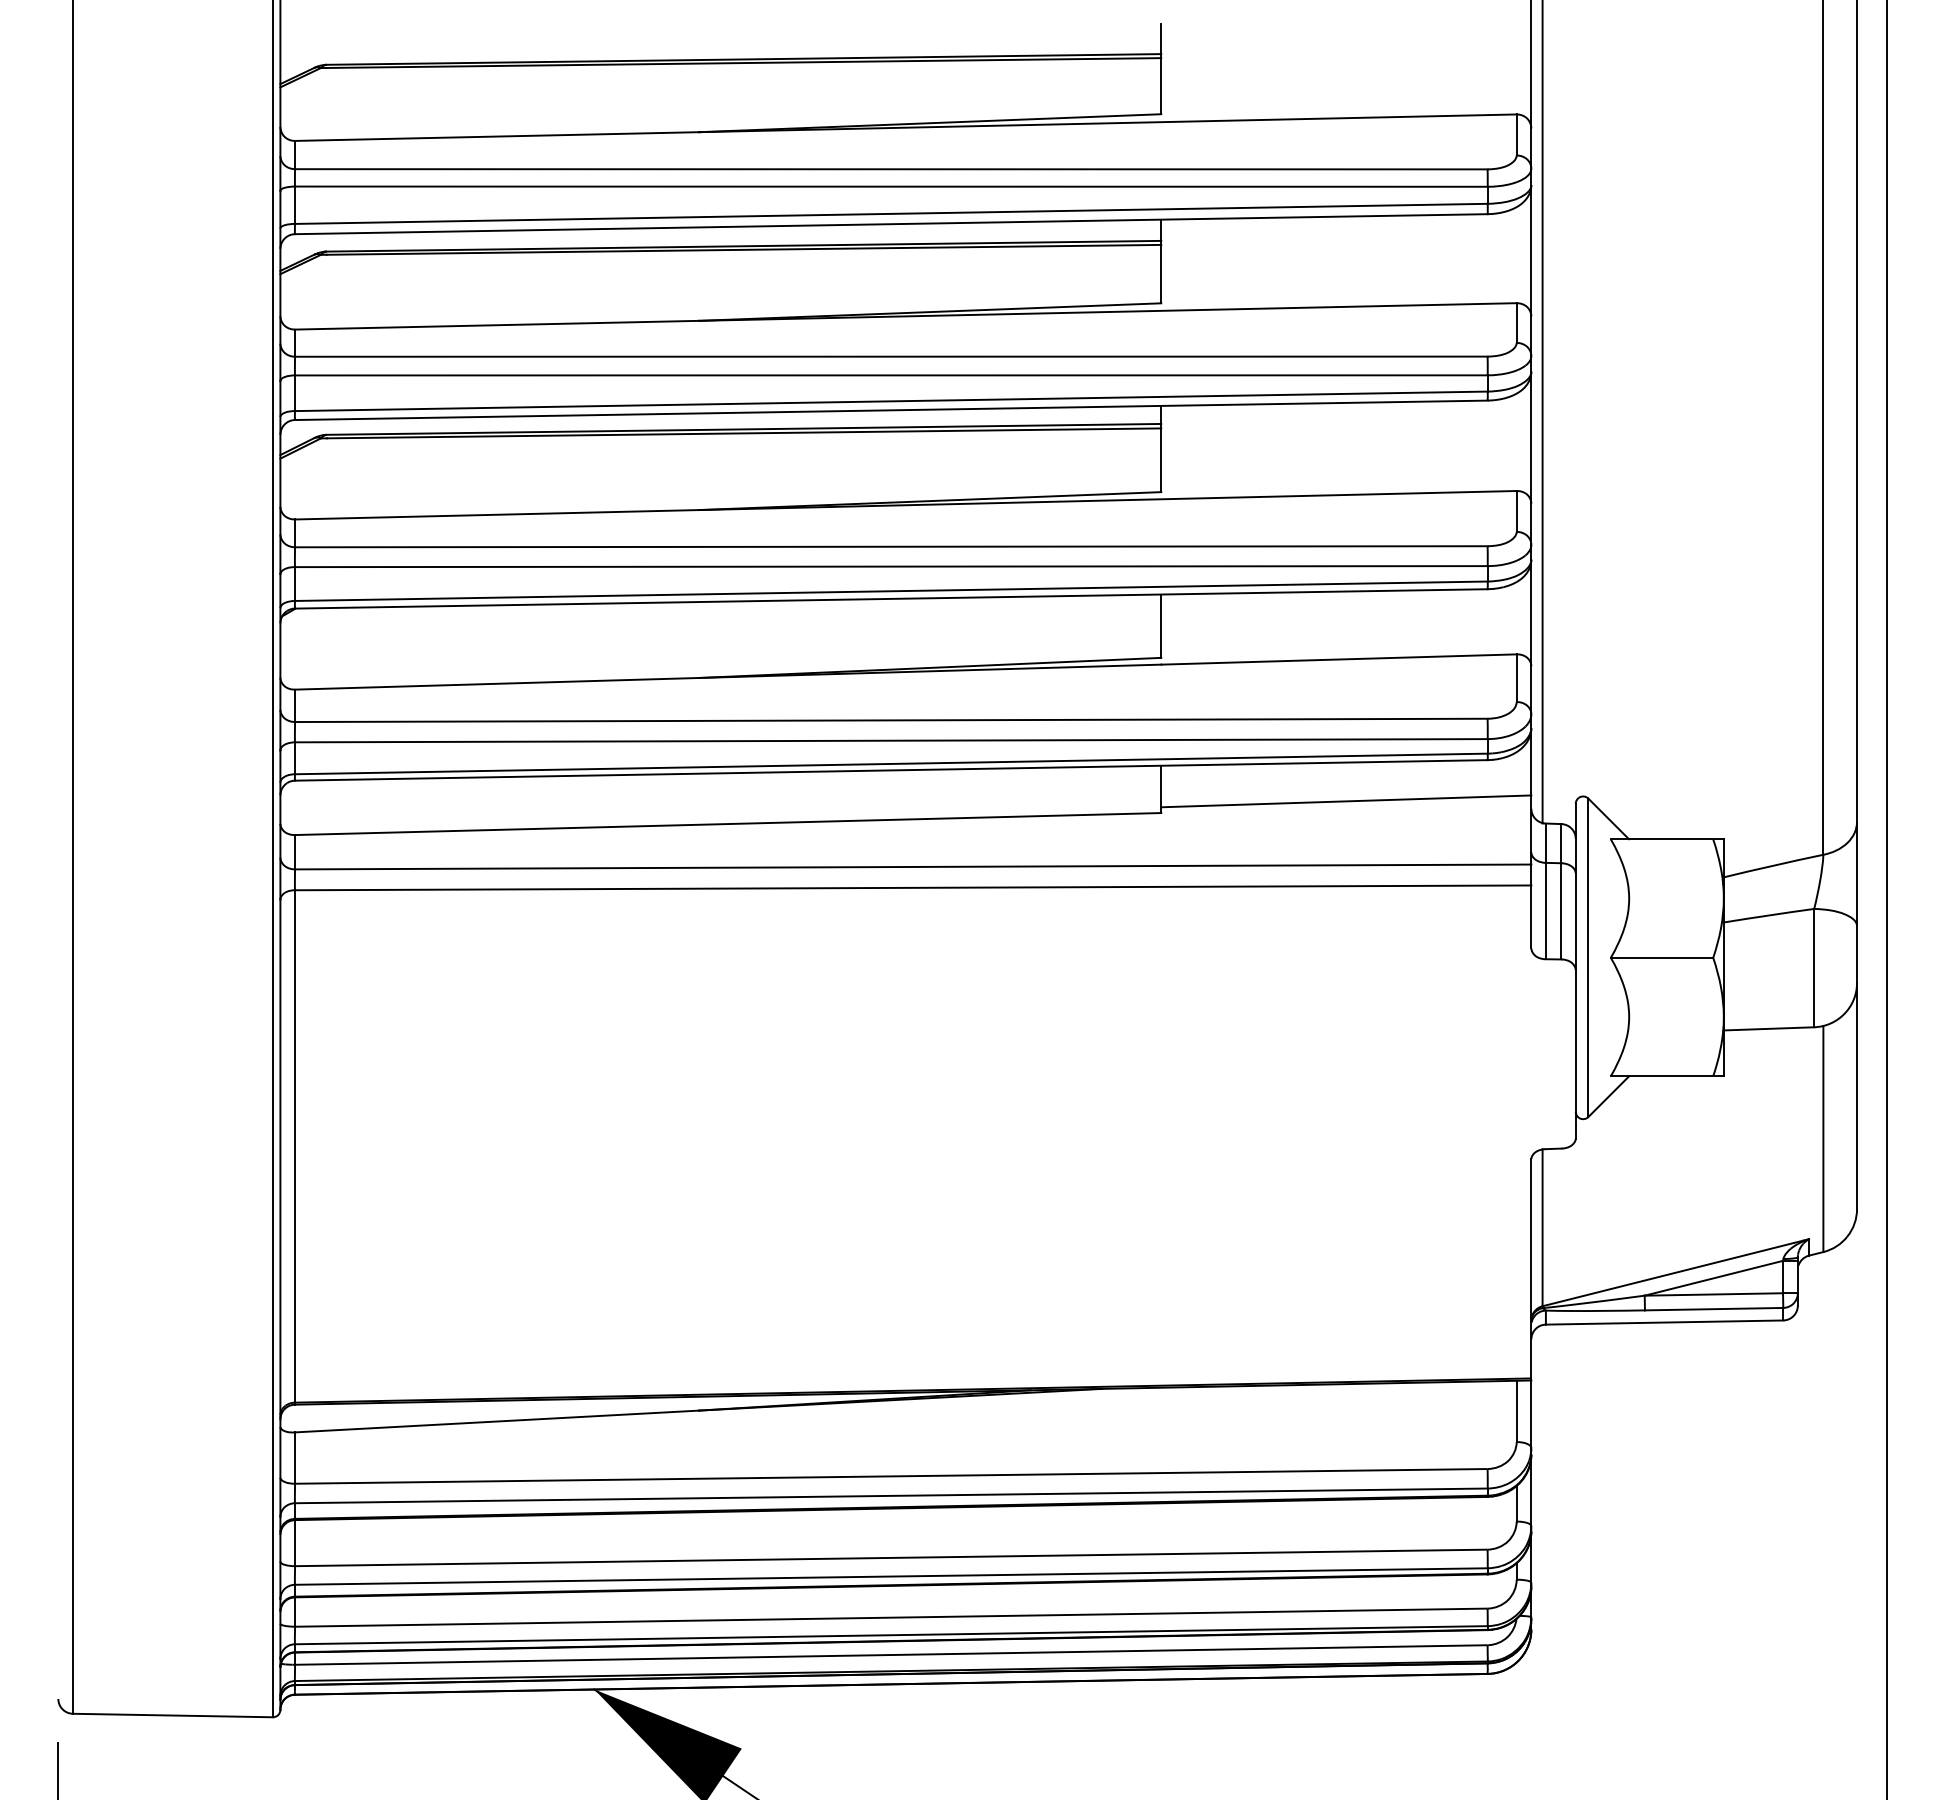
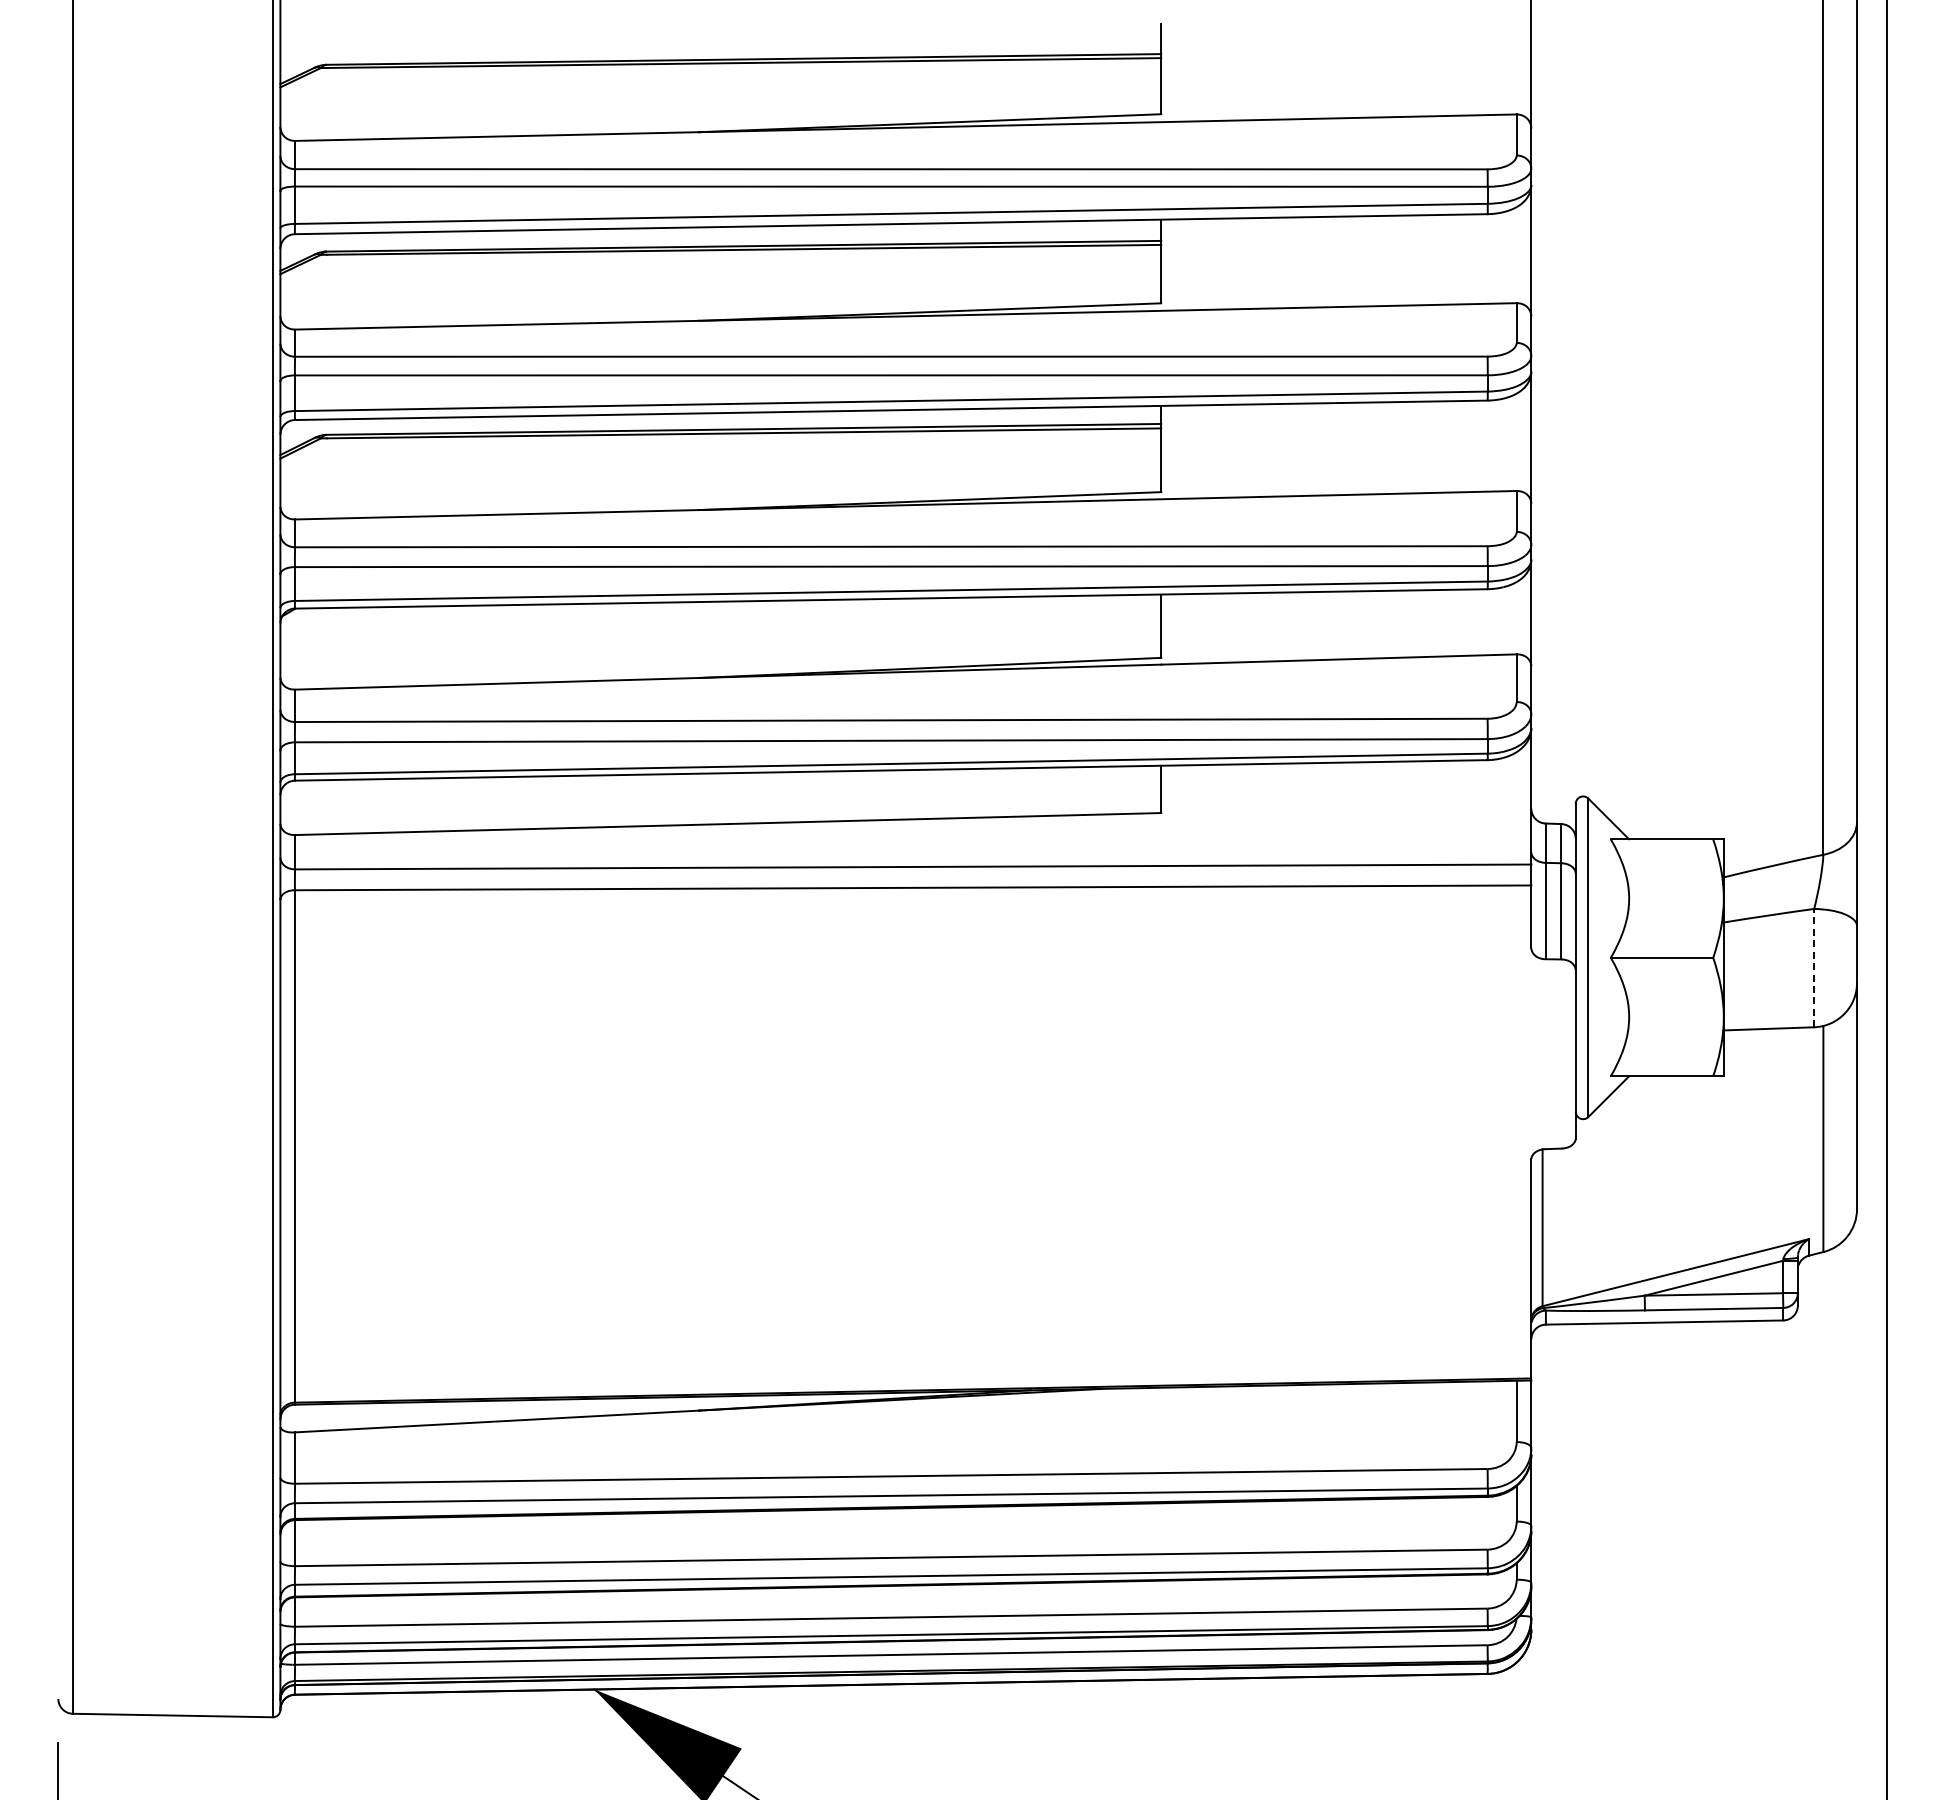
line: present -> none (1542, 412)
line: present -> none (1346, 801)
line: solid -> dashed (1814, 967)
